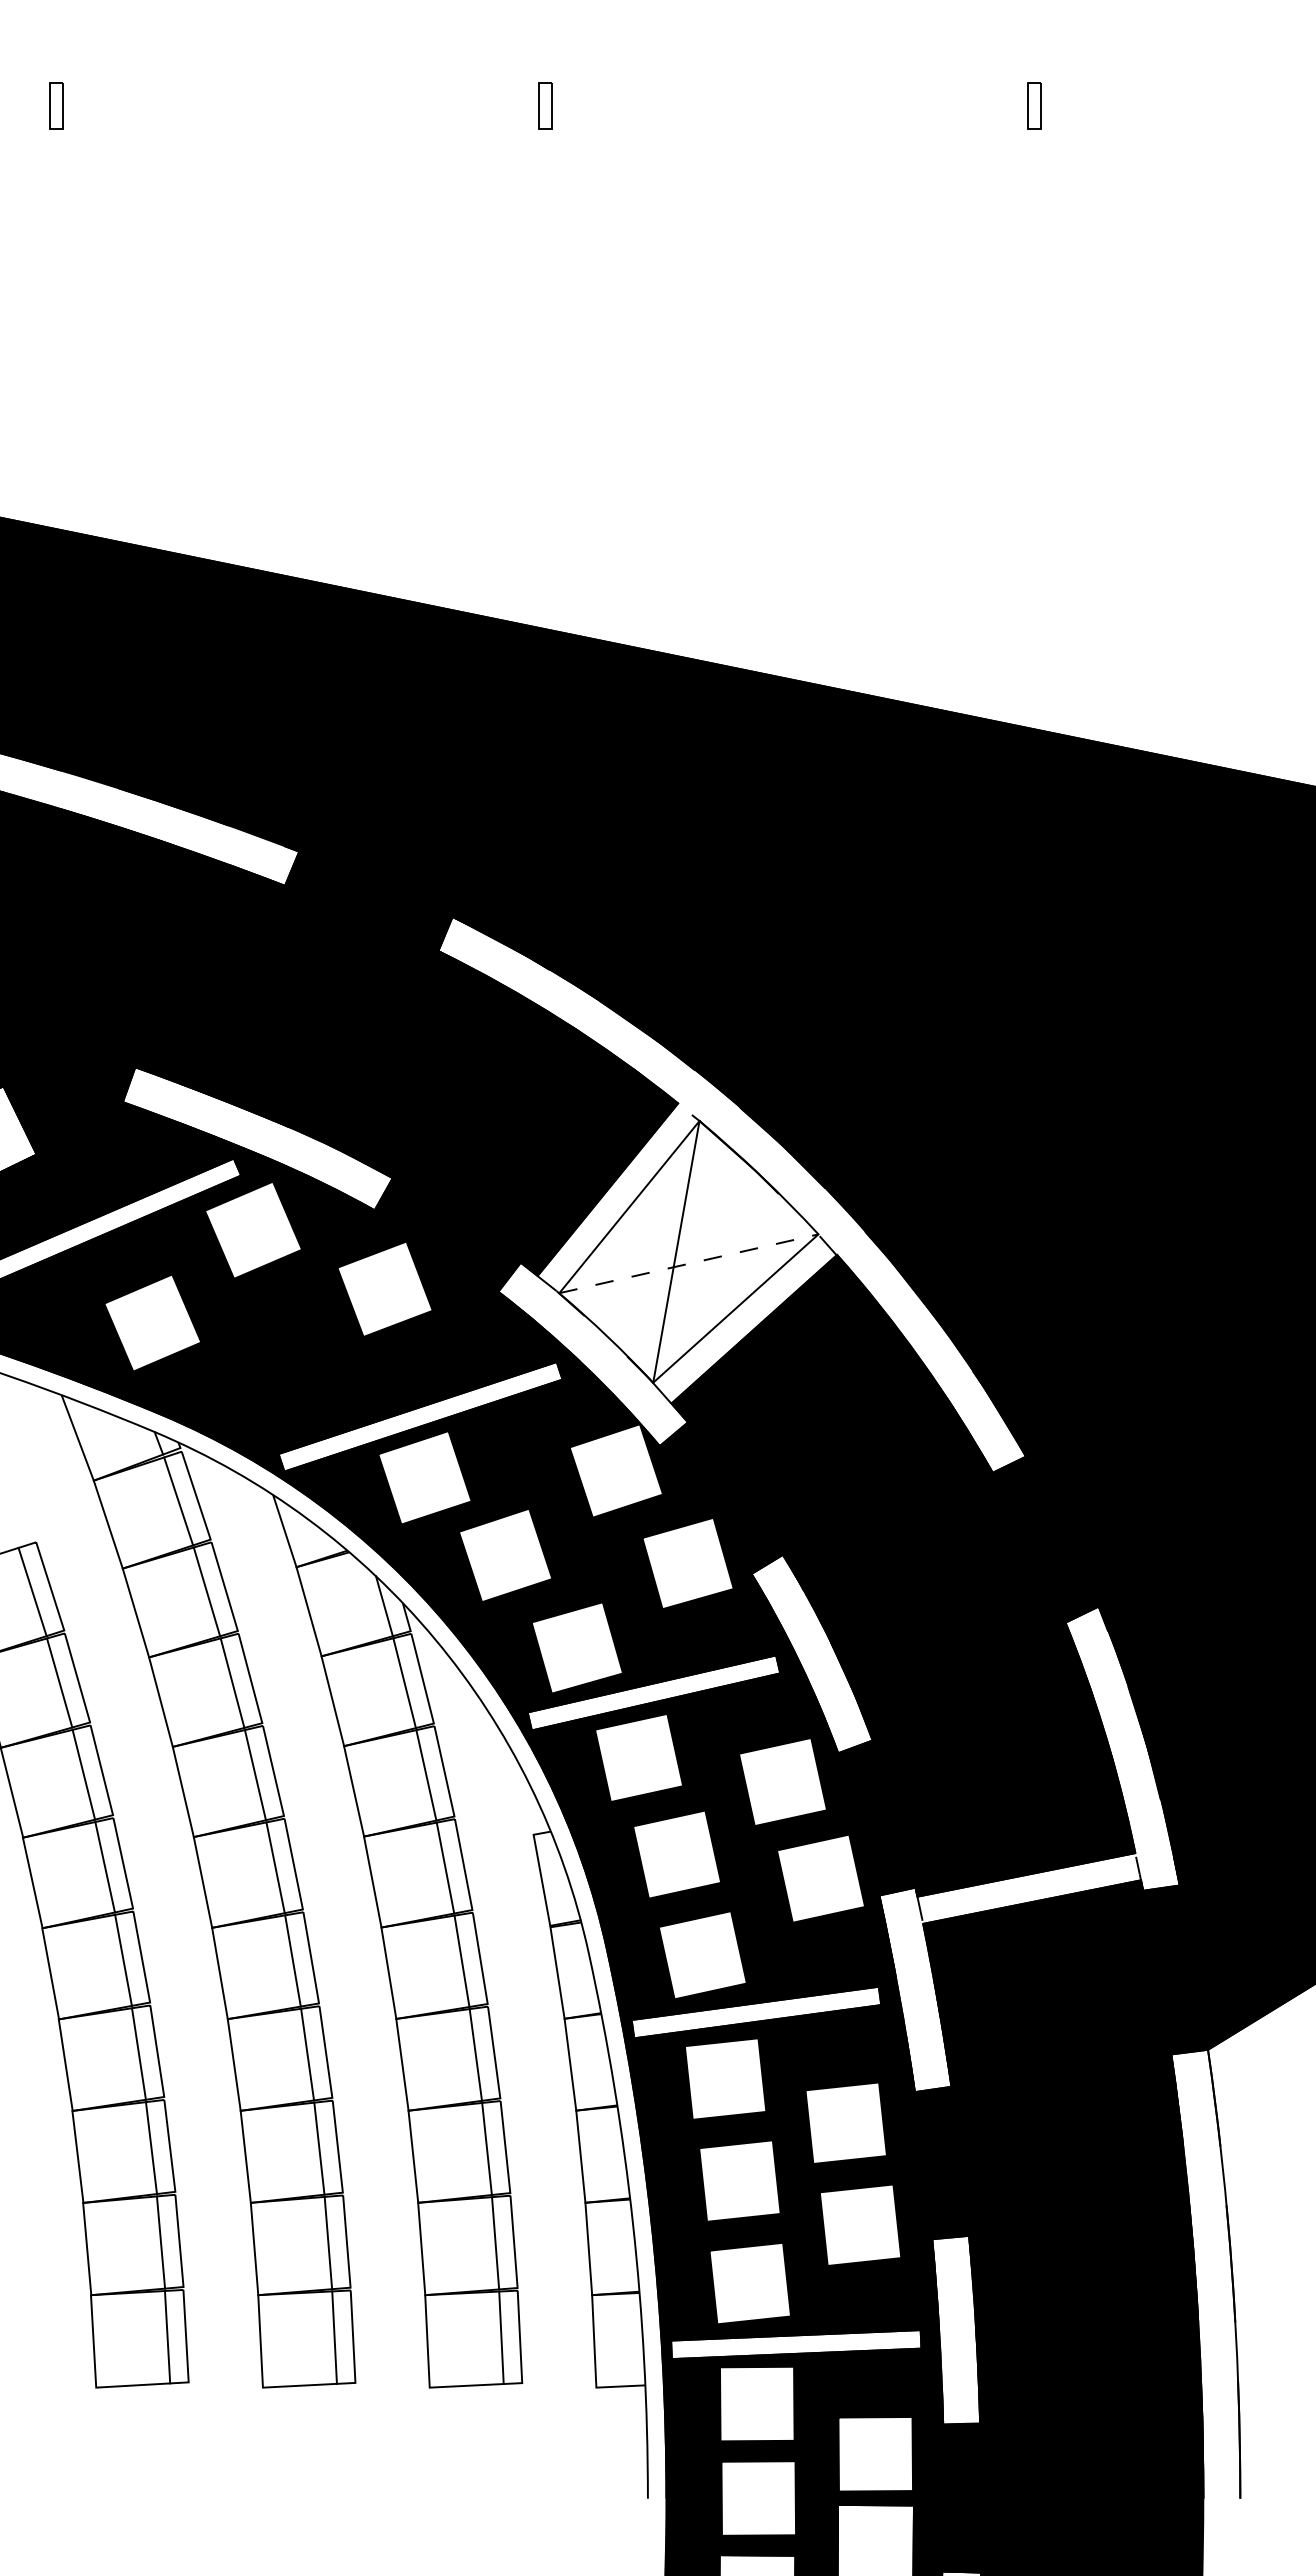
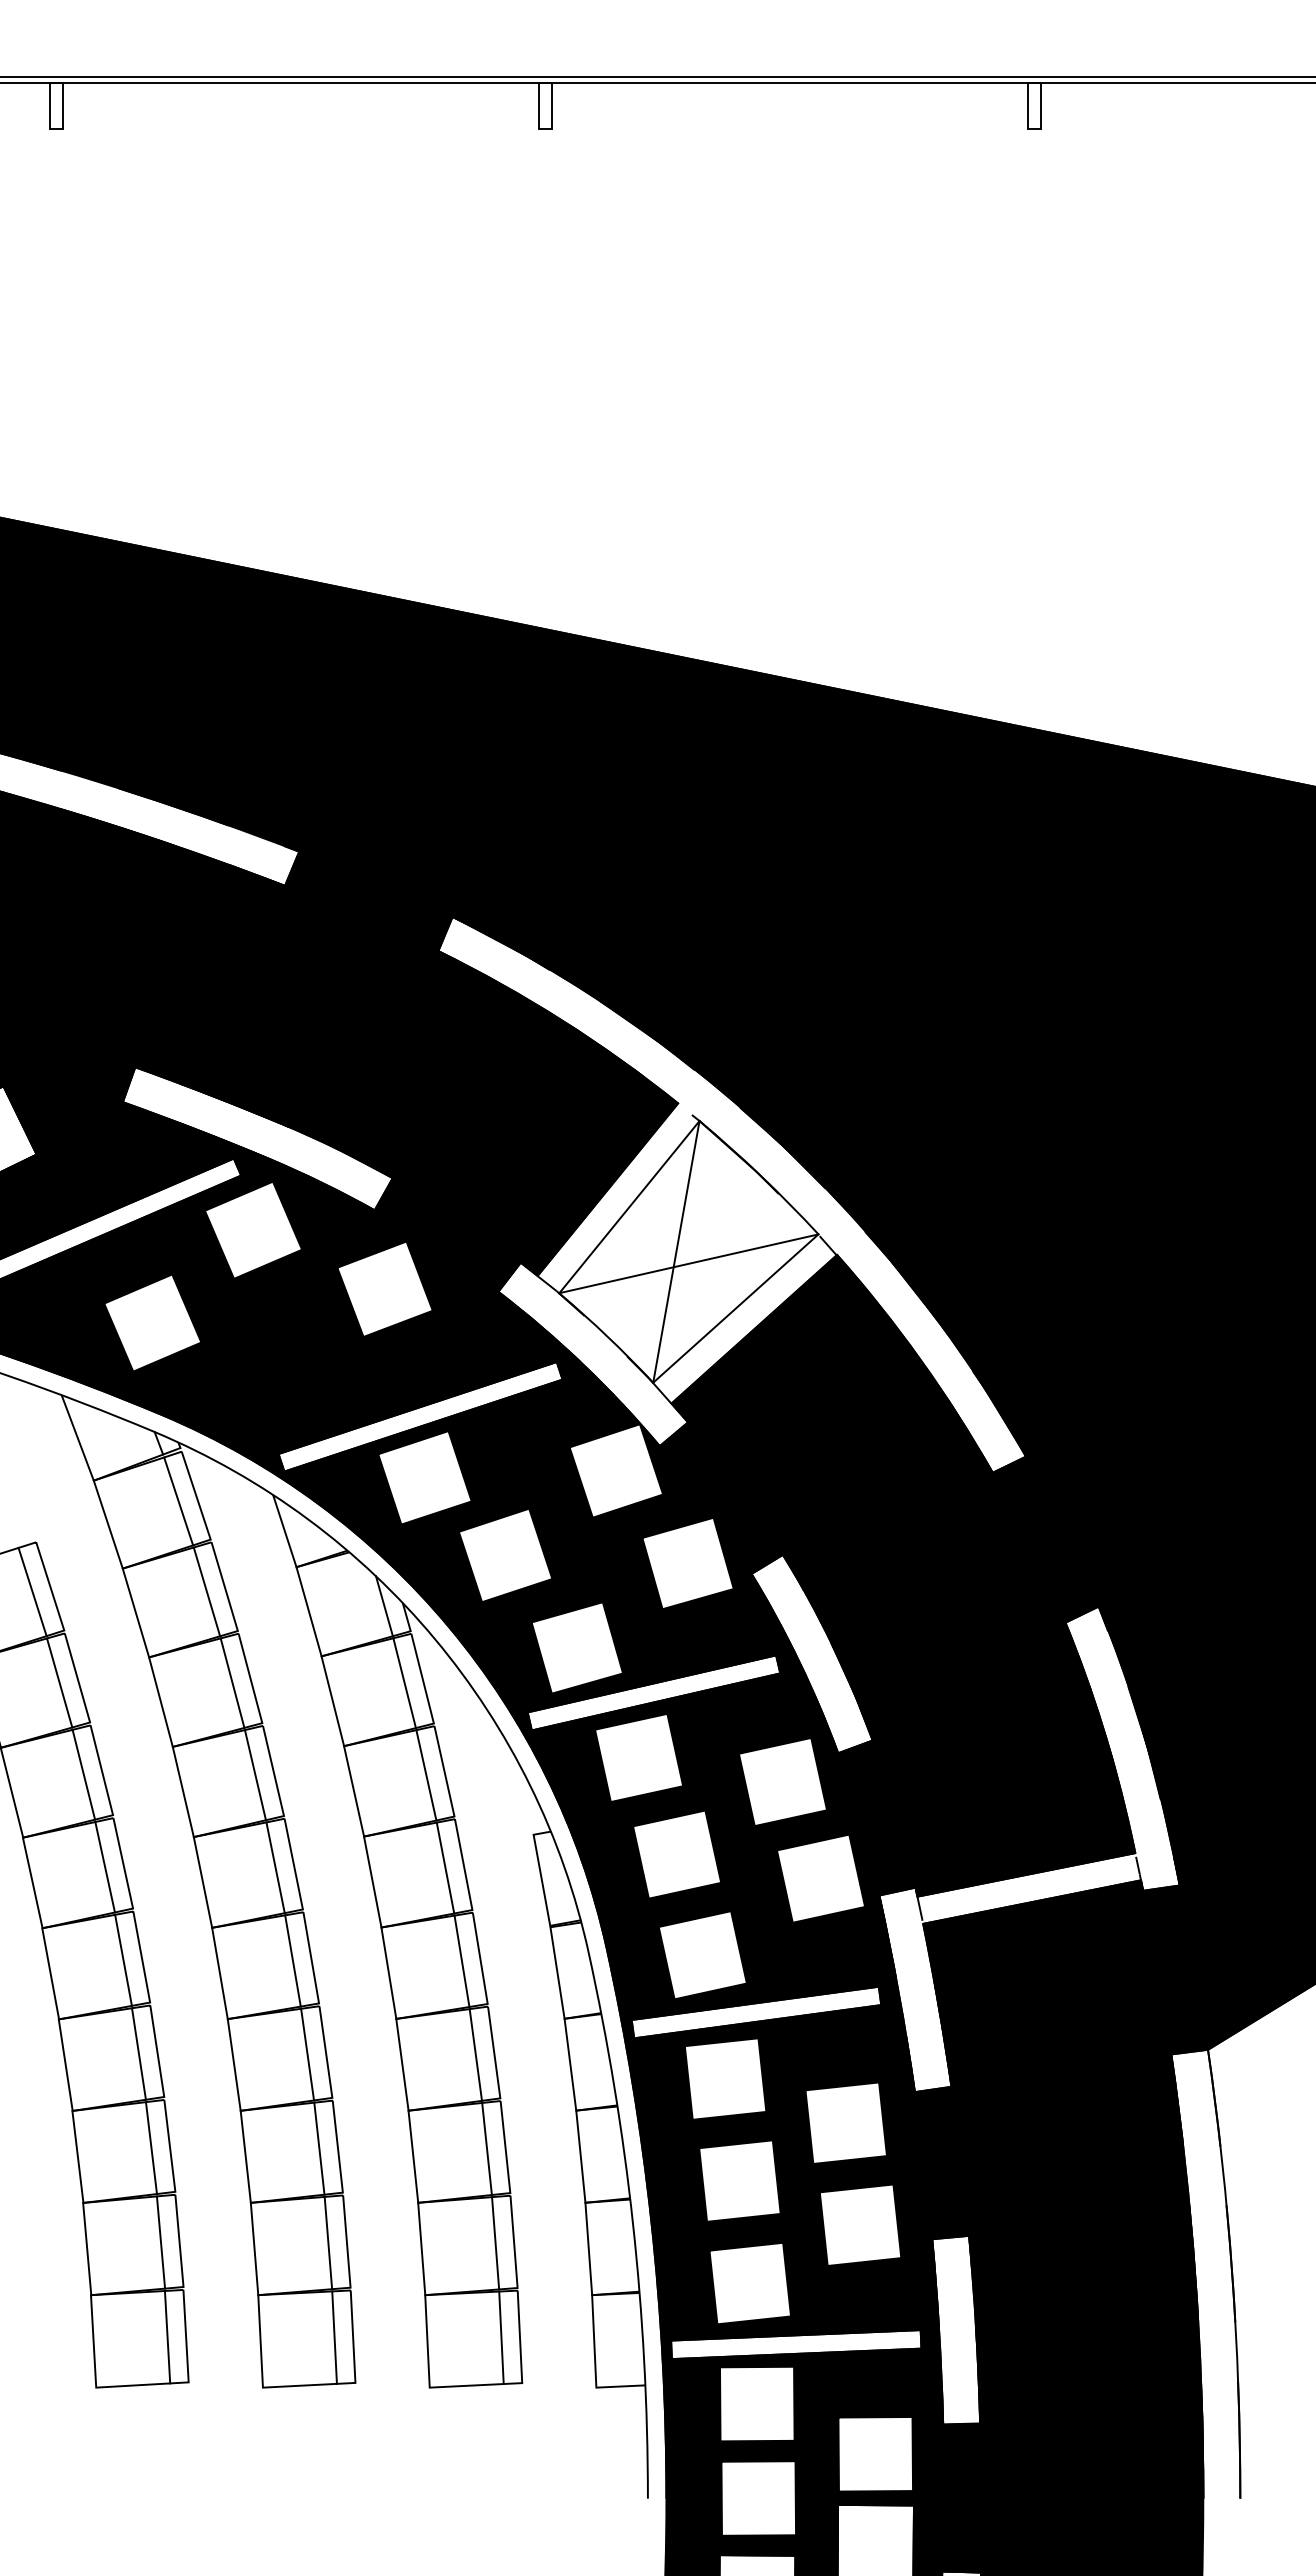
line: none -> present (657, 77)
line: none -> present (657, 82)
line: dashed -> solid (688, 1263)
